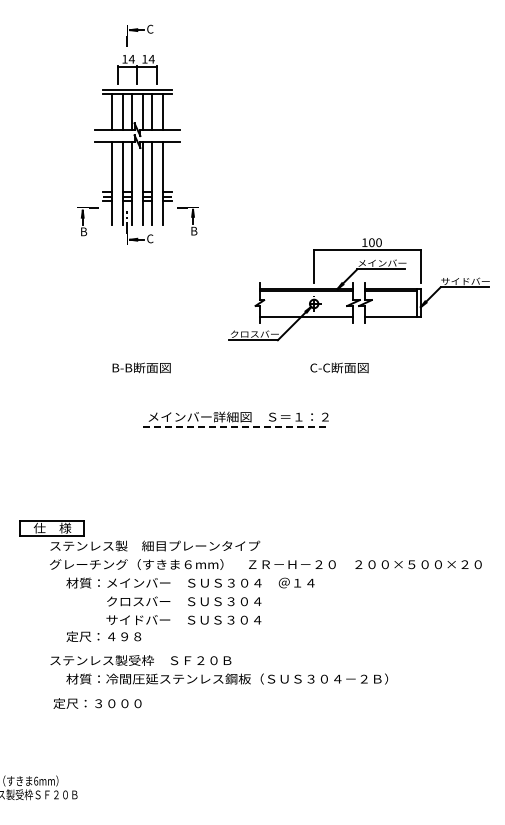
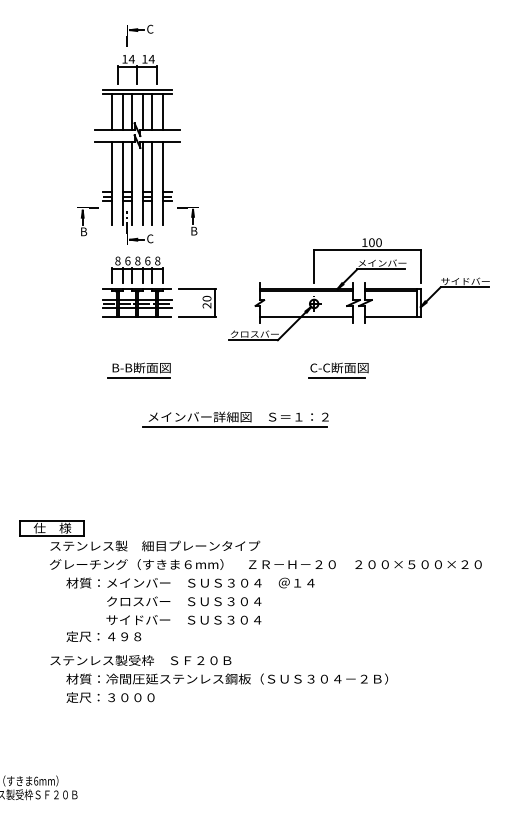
part: none -> present (159, 286)
line: none -> present (139, 378)
line: none -> present (337, 378)
line: dashed -> solid (234, 427)
text position: (97, 703) -> (110, 697) (110, 697)
